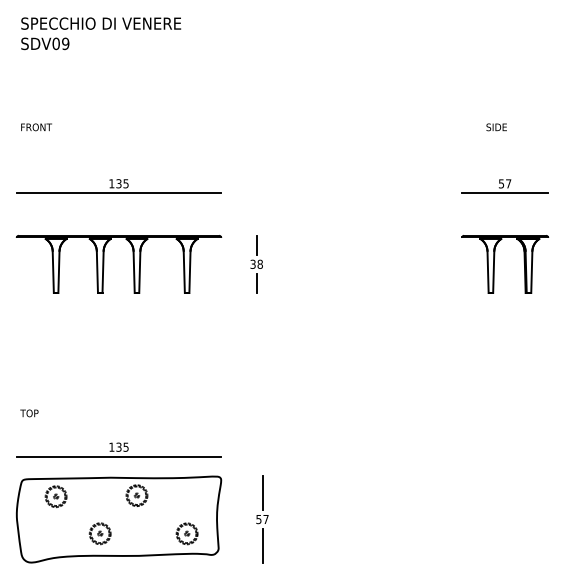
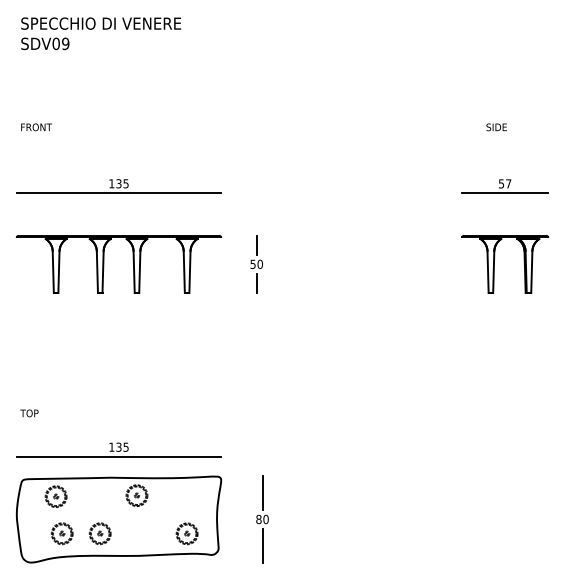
text: 38 -> 50 (256, 263)
text: 57 -> 80 (262, 519)
part: none -> present (61, 533)
